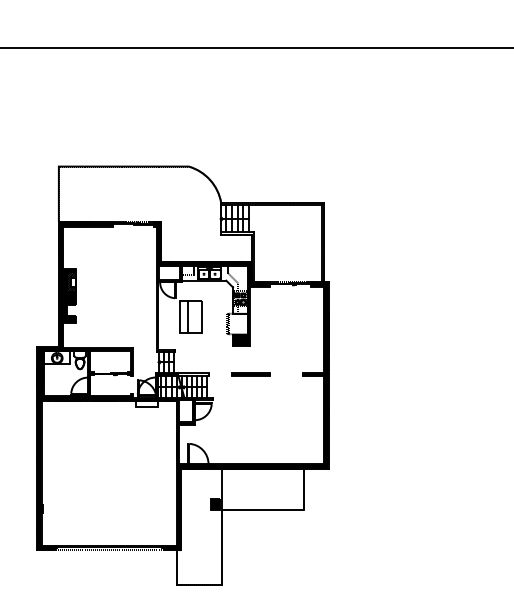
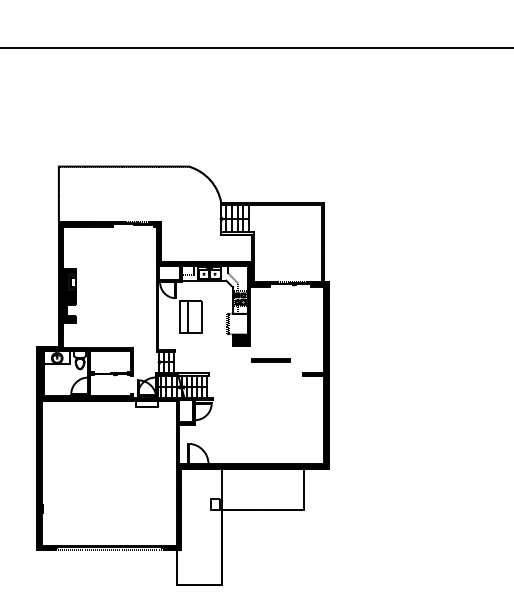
line position: (250, 374) -> (270, 360) (270, 360)
fill: present -> none (215, 504)
